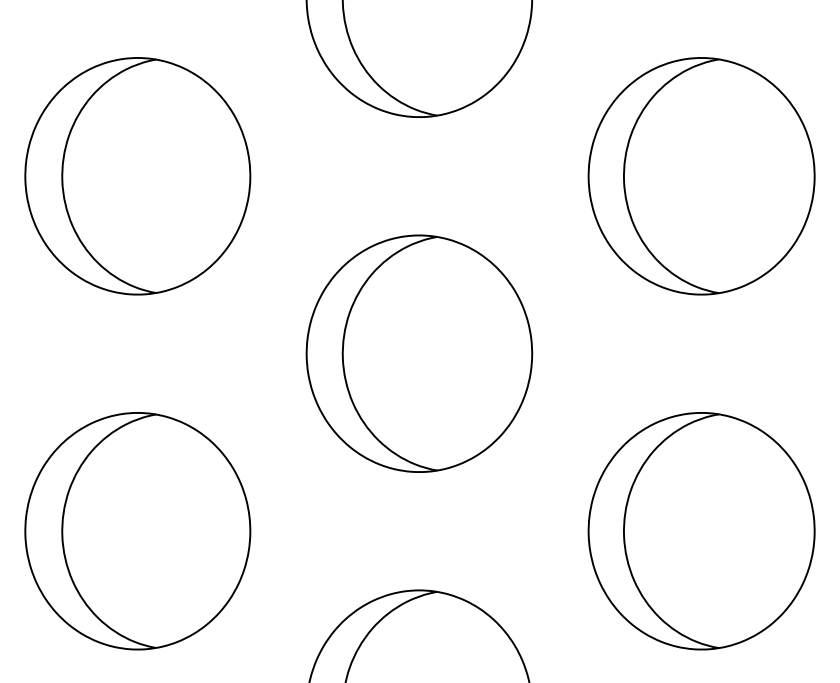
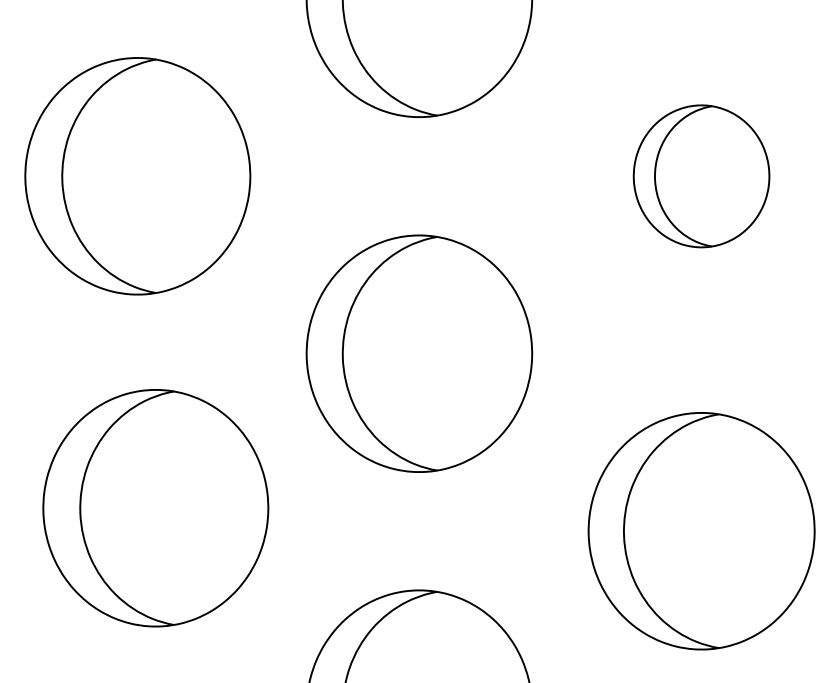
part size: 229x239 px -> 139x145 px (701, 176)
part position: (137, 531) -> (155, 508) (155, 508)
